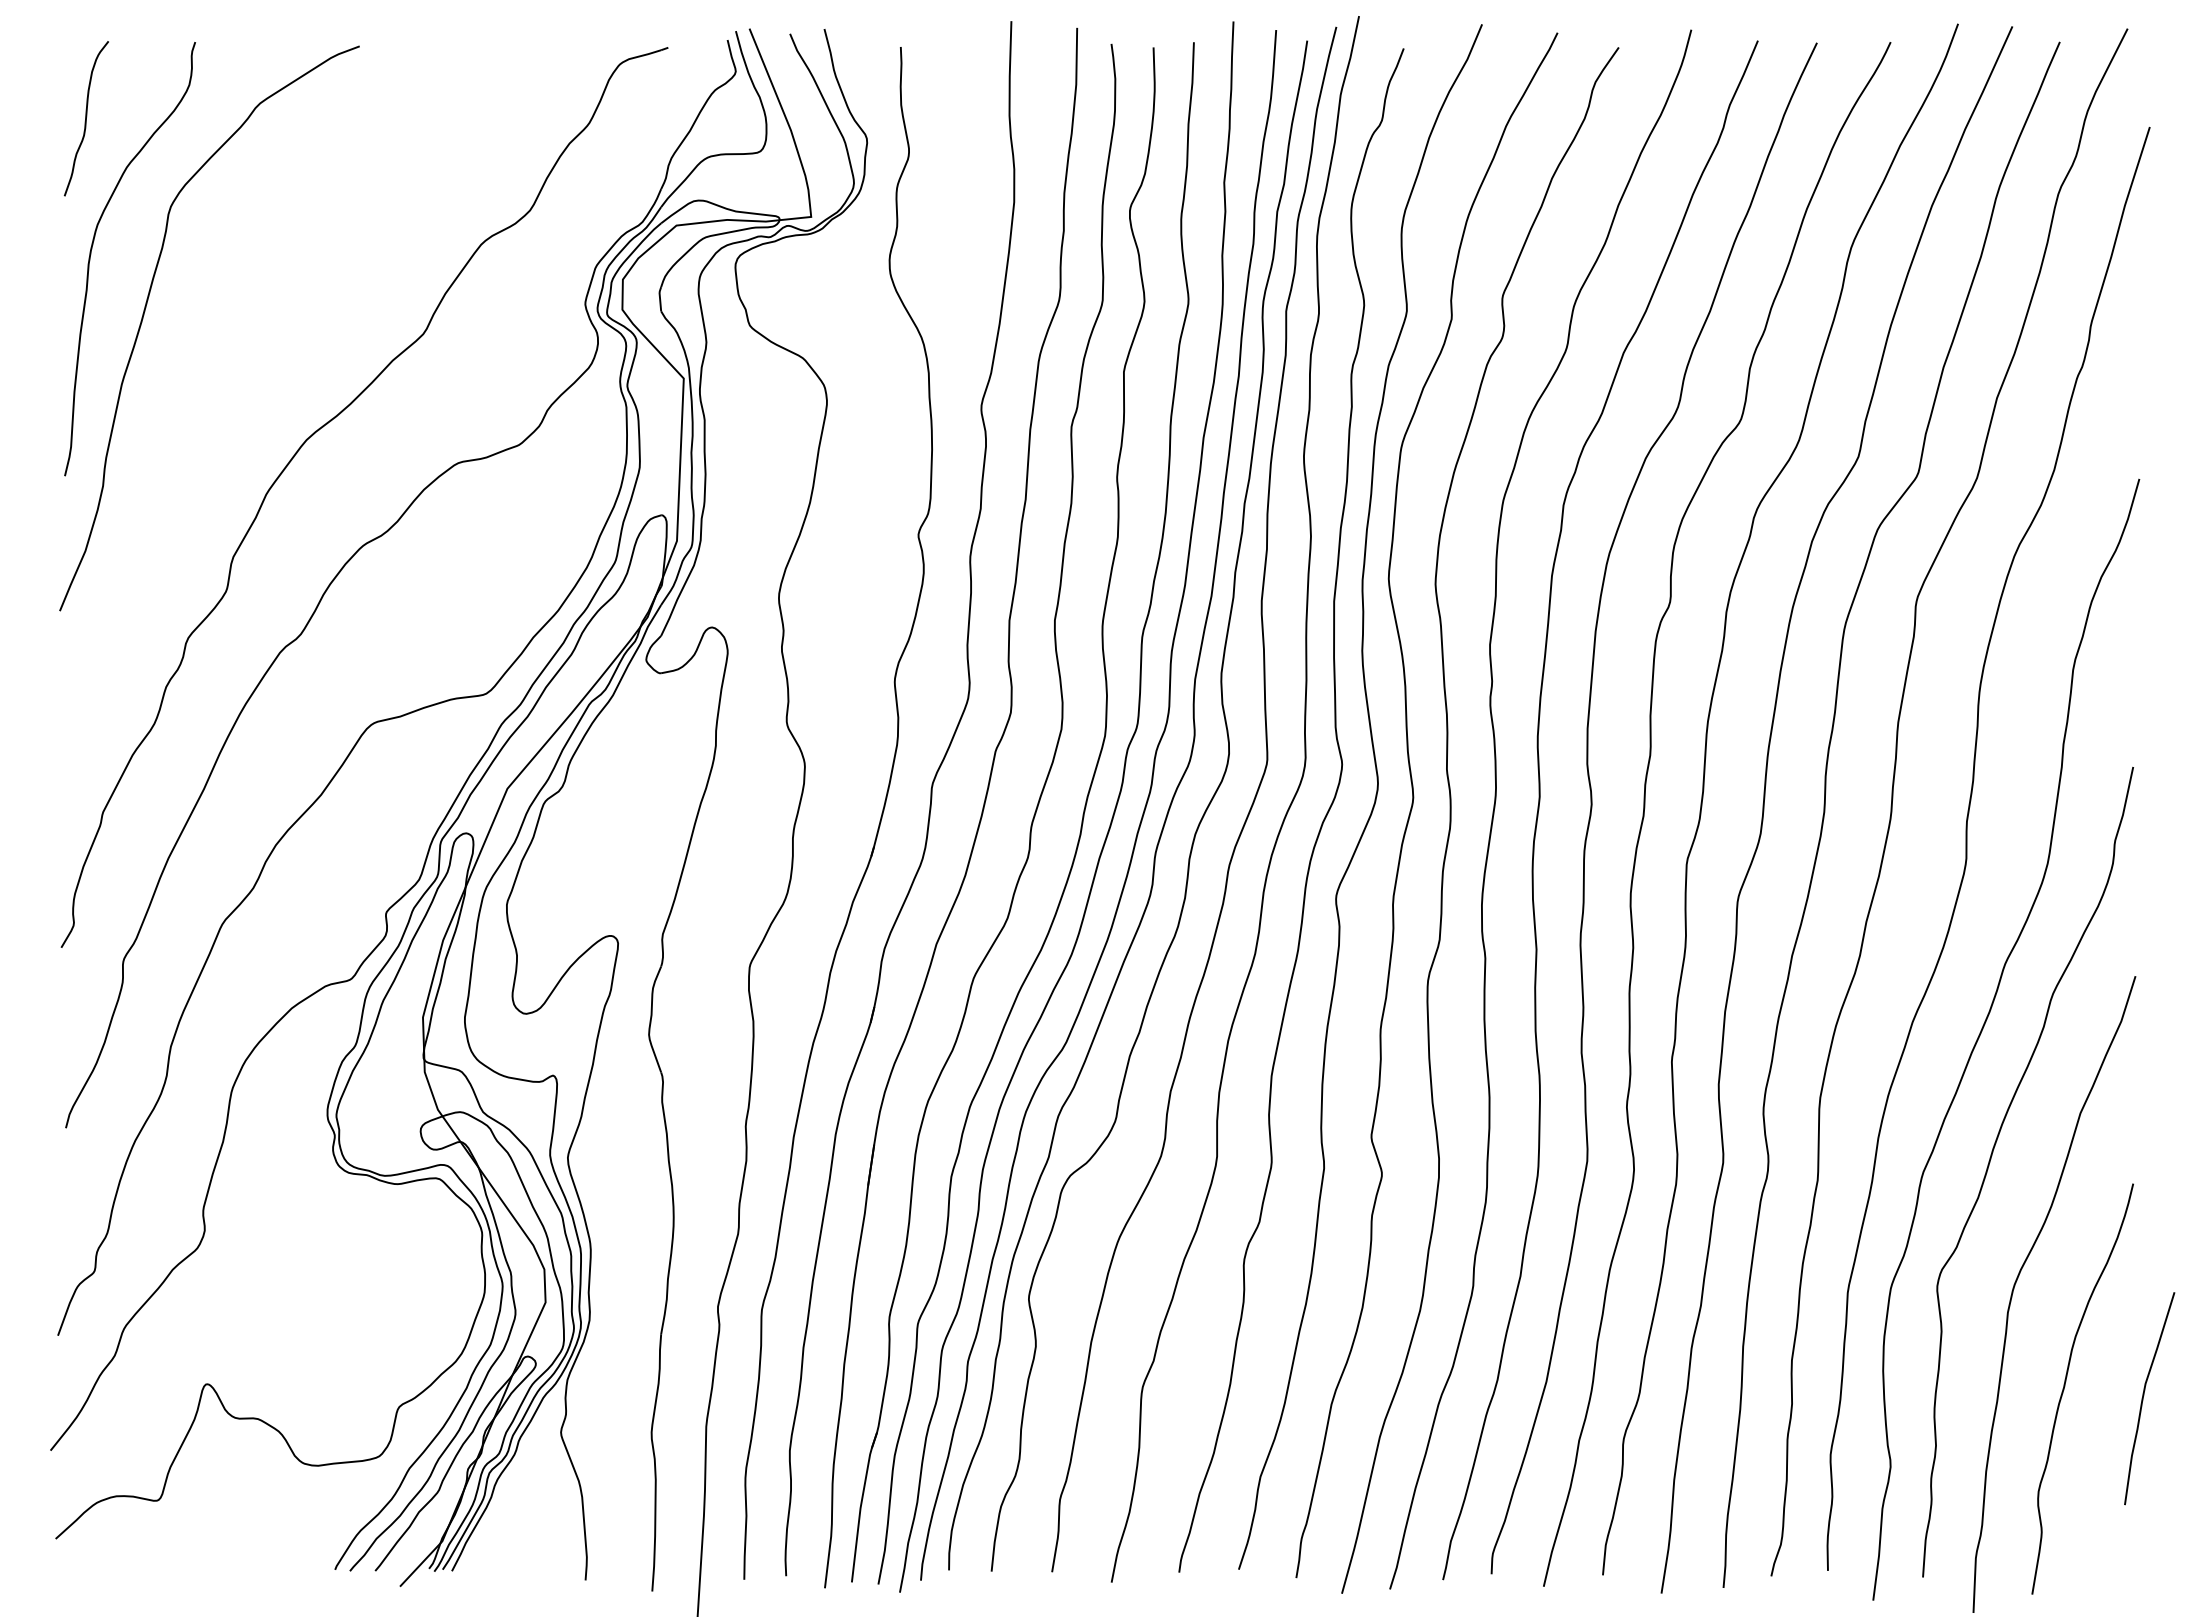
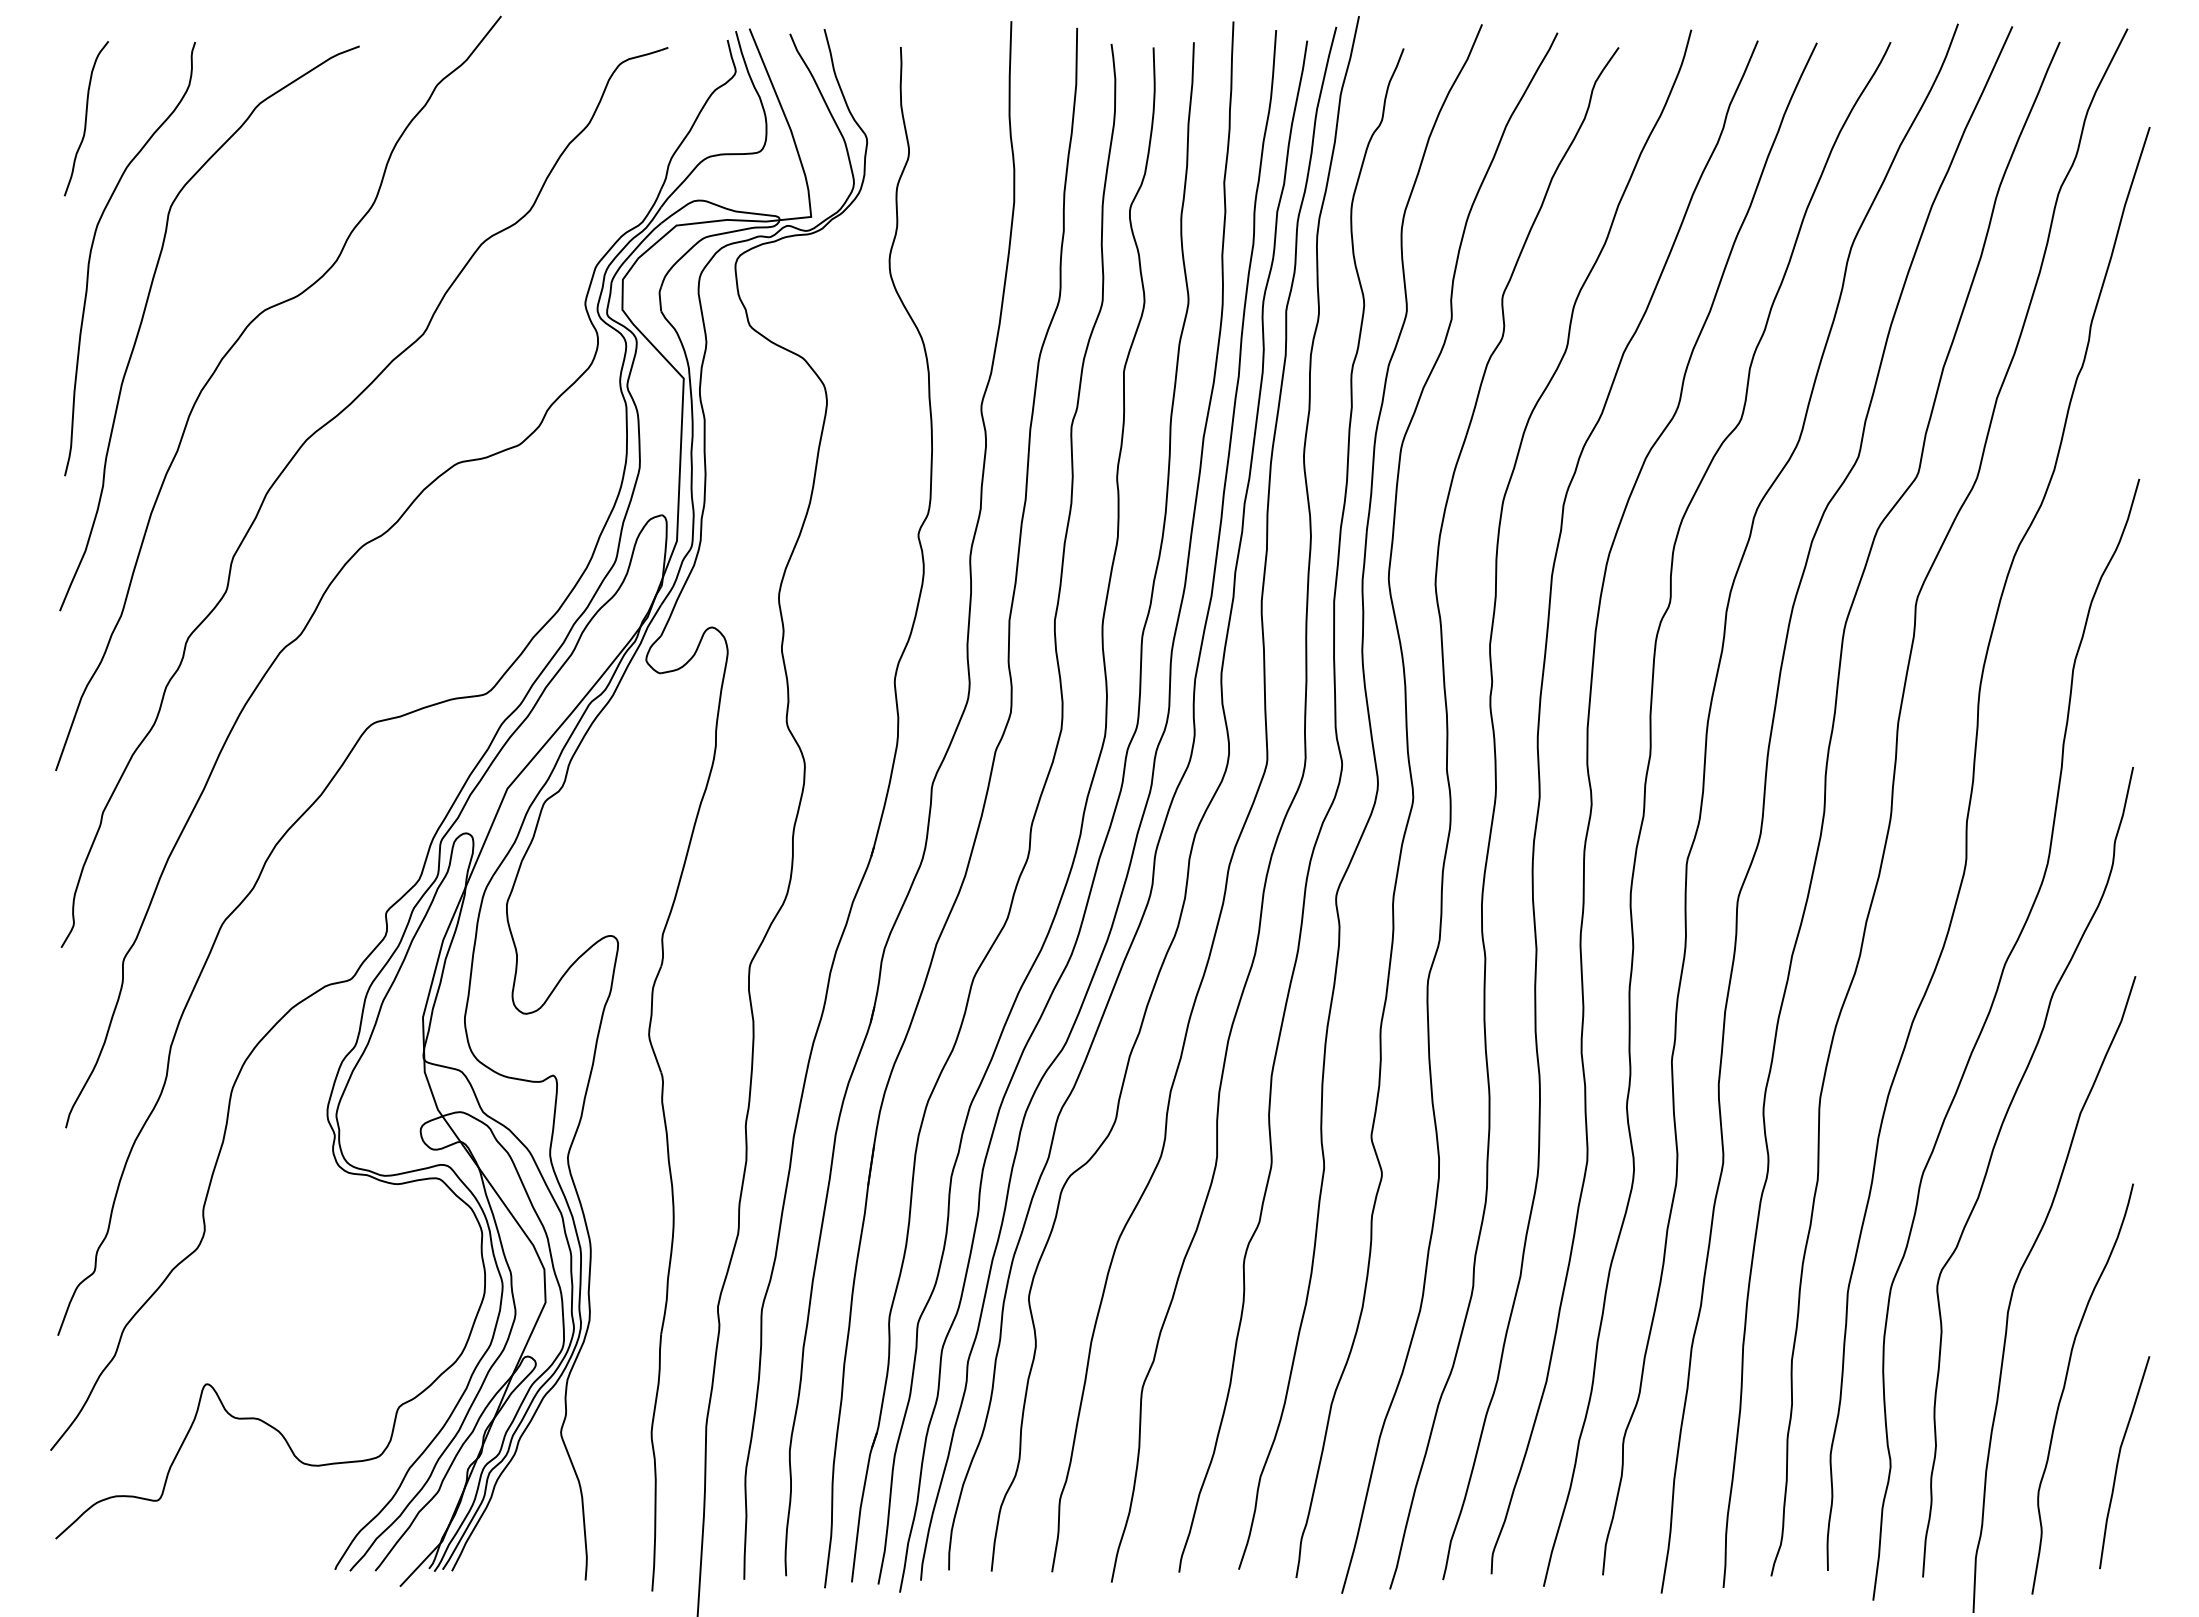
curve: none -> present (227, 354)
curve position: (2144, 1395) -> (2119, 1459) (2119, 1459)
